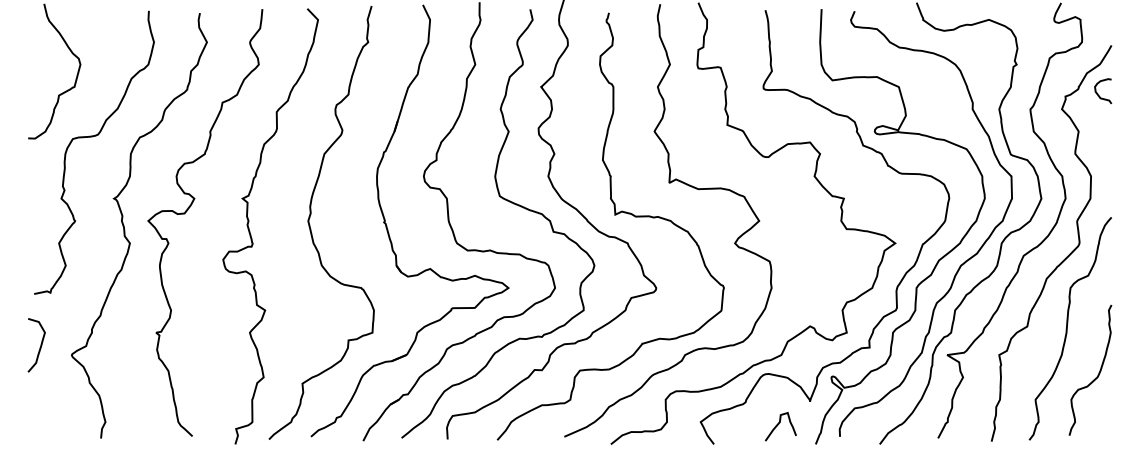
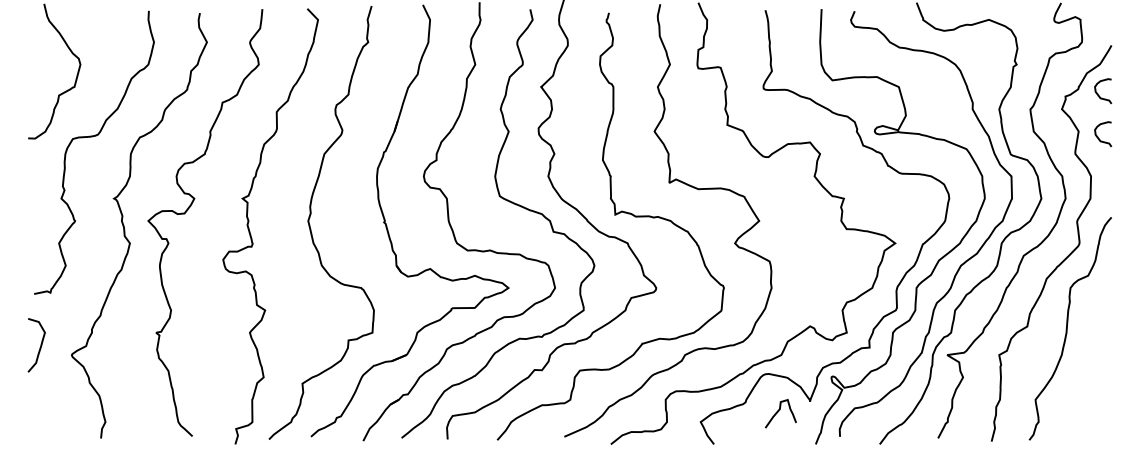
curve: none -> present (1098, 136)
curve: present -> none (1098, 372)
curve position: (779, 424) -> (779, 411) (779, 411)
